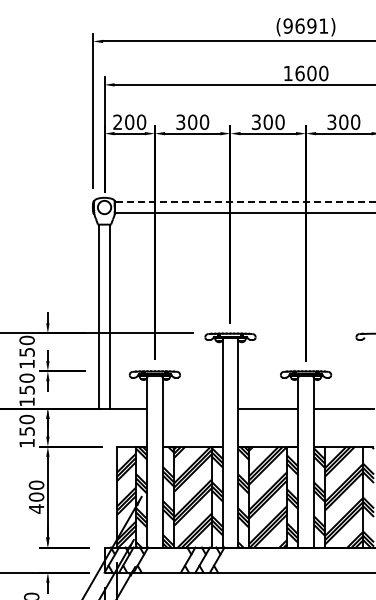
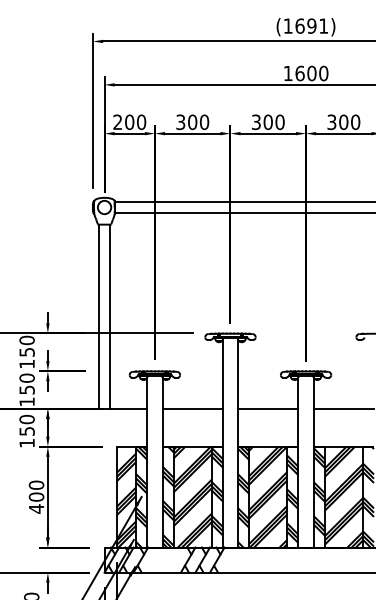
text: (9691) -> (1691) (287, 25)
line: dashed -> solid (244, 202)
line: none -> present (192, 408)
